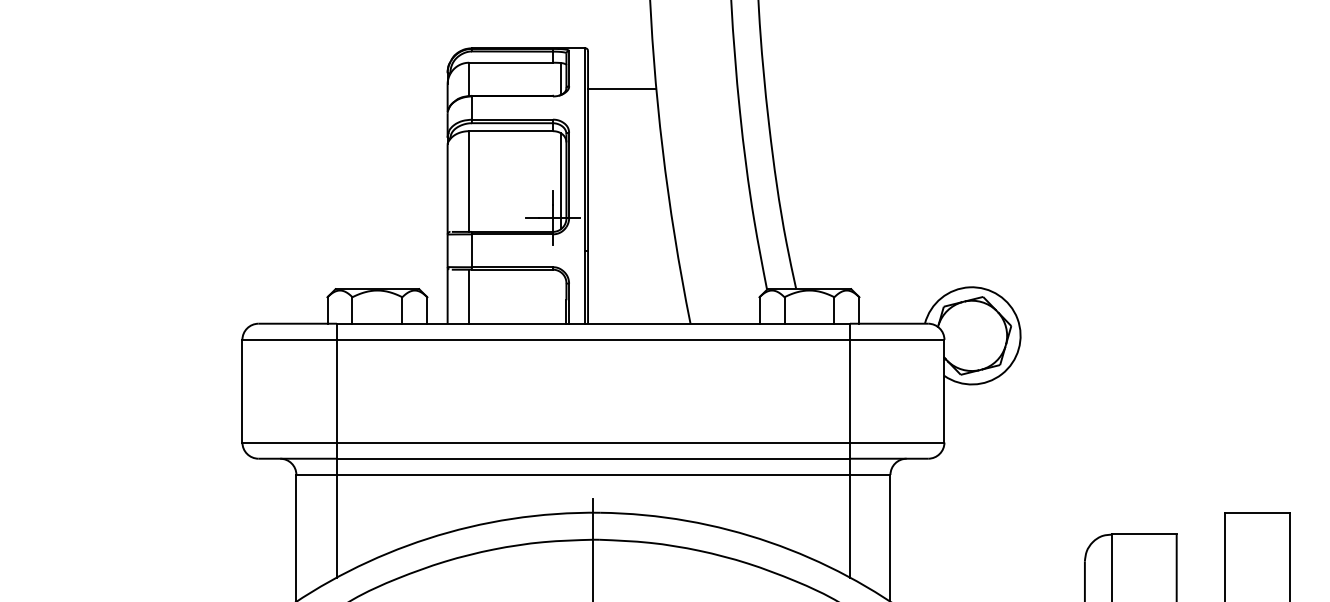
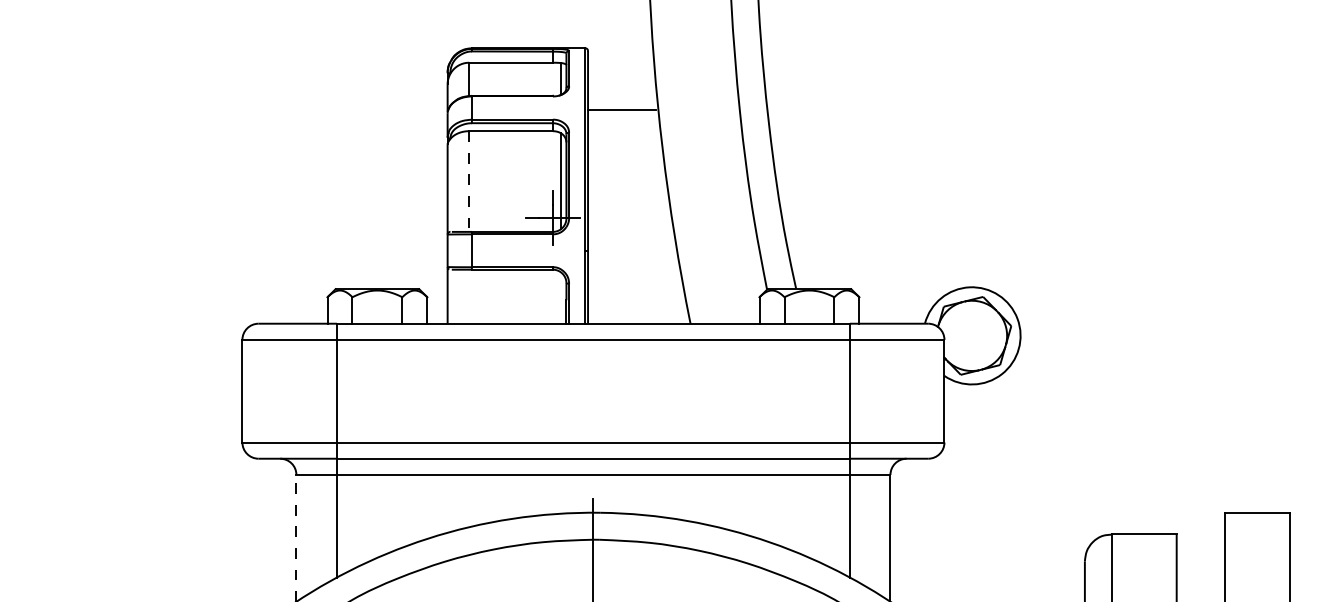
line position: (622, 88) -> (622, 109) (622, 109)
line: solid -> dashed (469, 182)
line: present -> none (469, 296)
line: solid -> dashed (296, 538)
